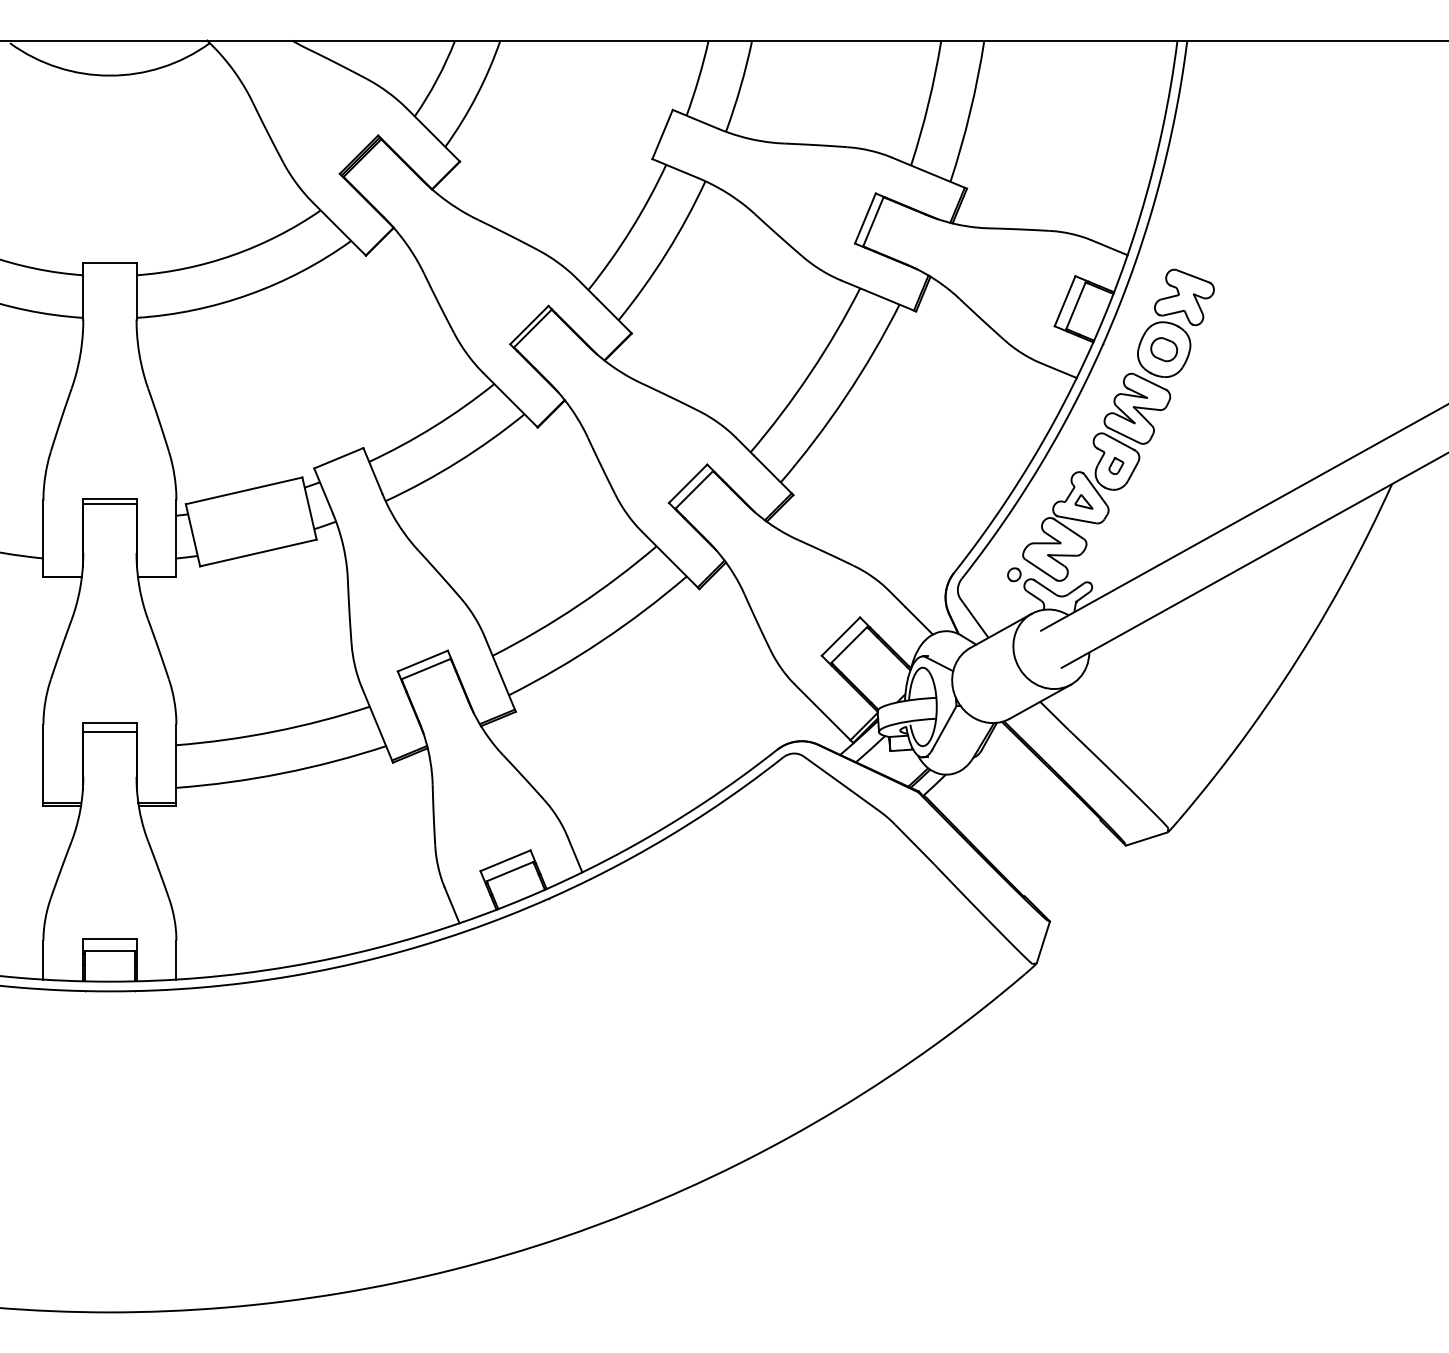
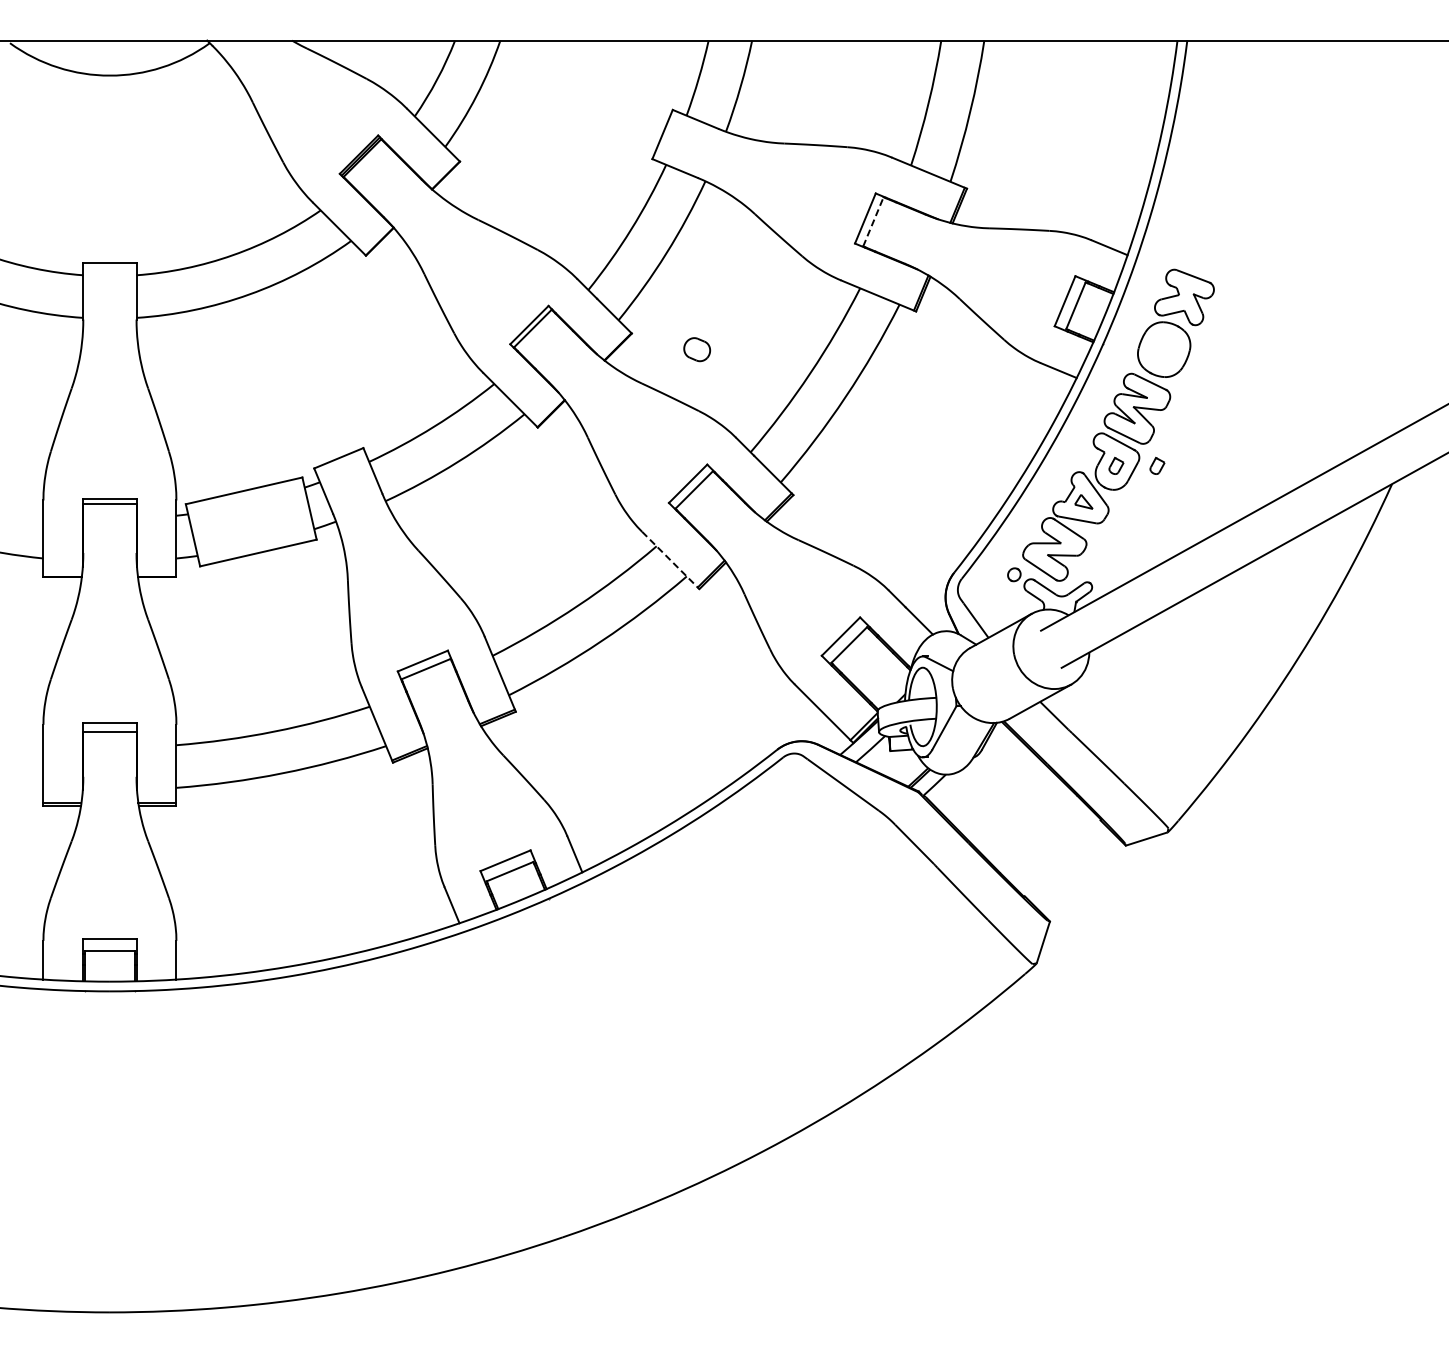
line: solid -> dashed (873, 221)
part position: (1164, 349) -> (697, 349) (697, 349)
part: none -> present (1157, 465)
line: solid -> dashed (671, 560)
